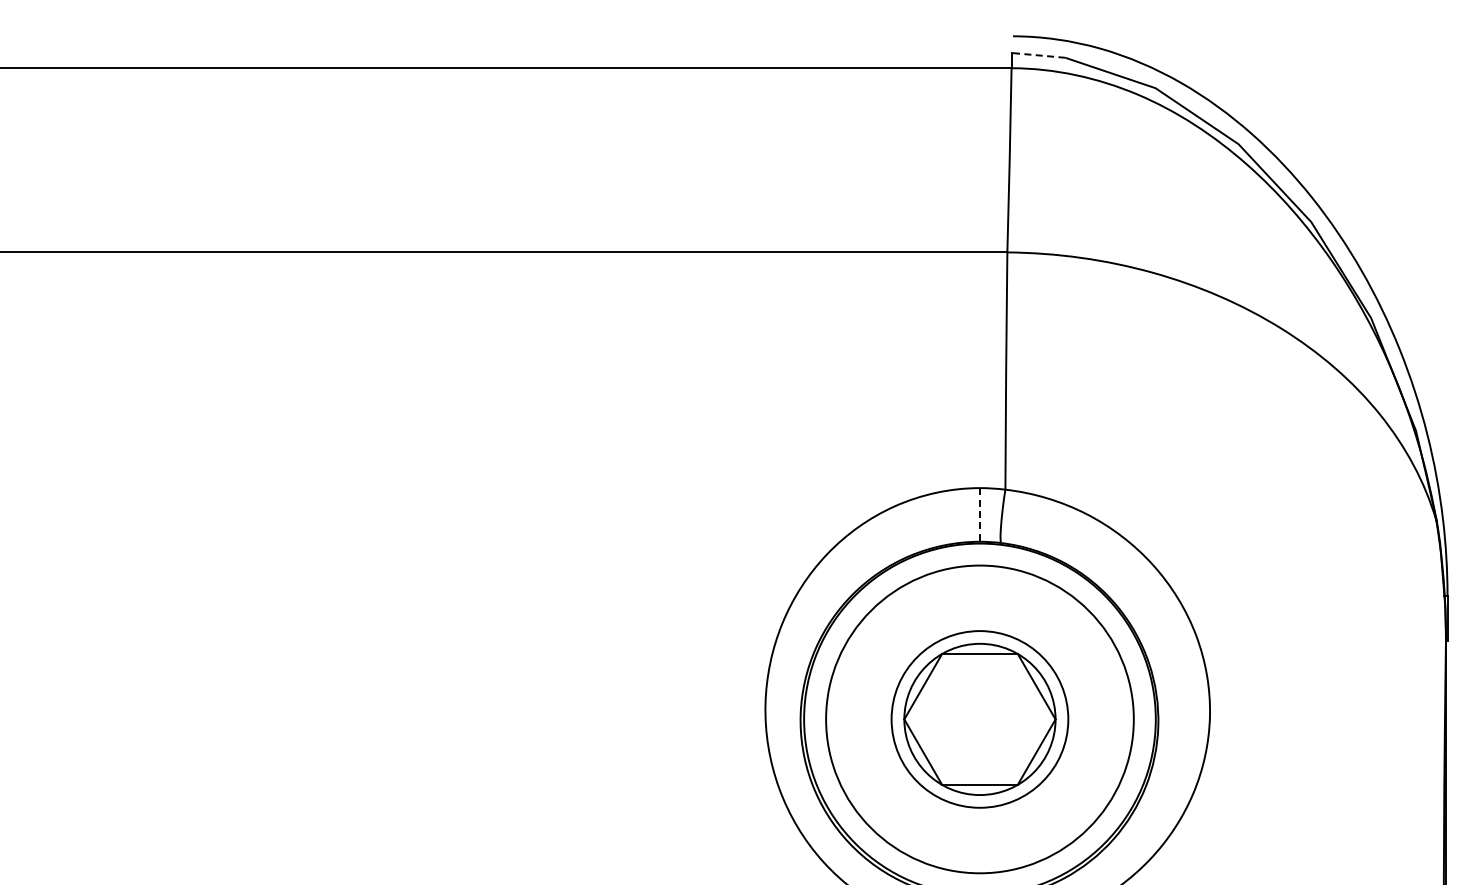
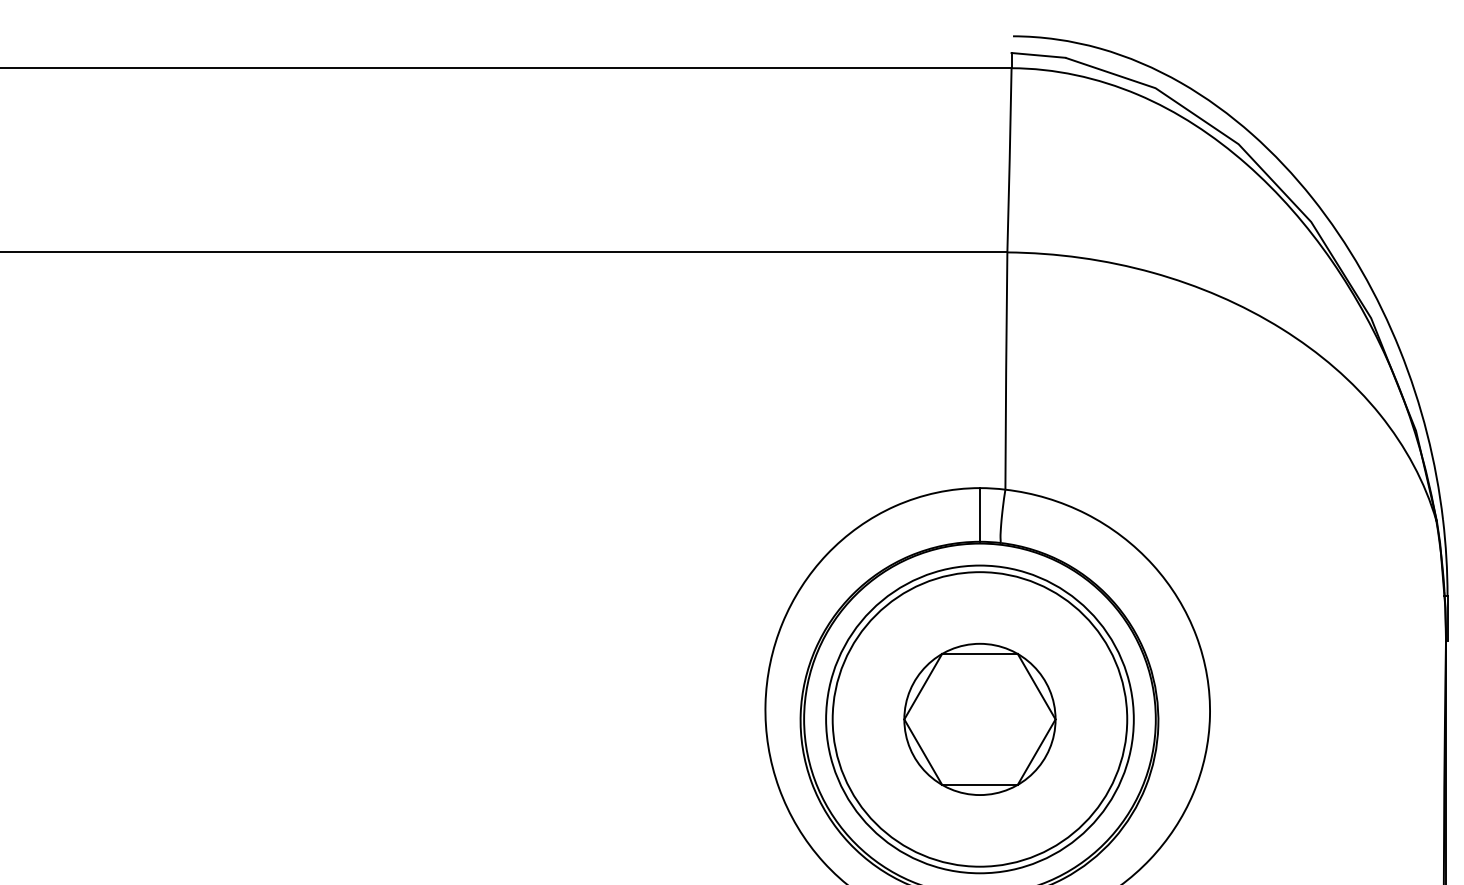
line: dashed -> solid (1038, 55)
line: dashed -> solid (979, 514)
circle diameter: 177 px -> 295 px (979, 719)
